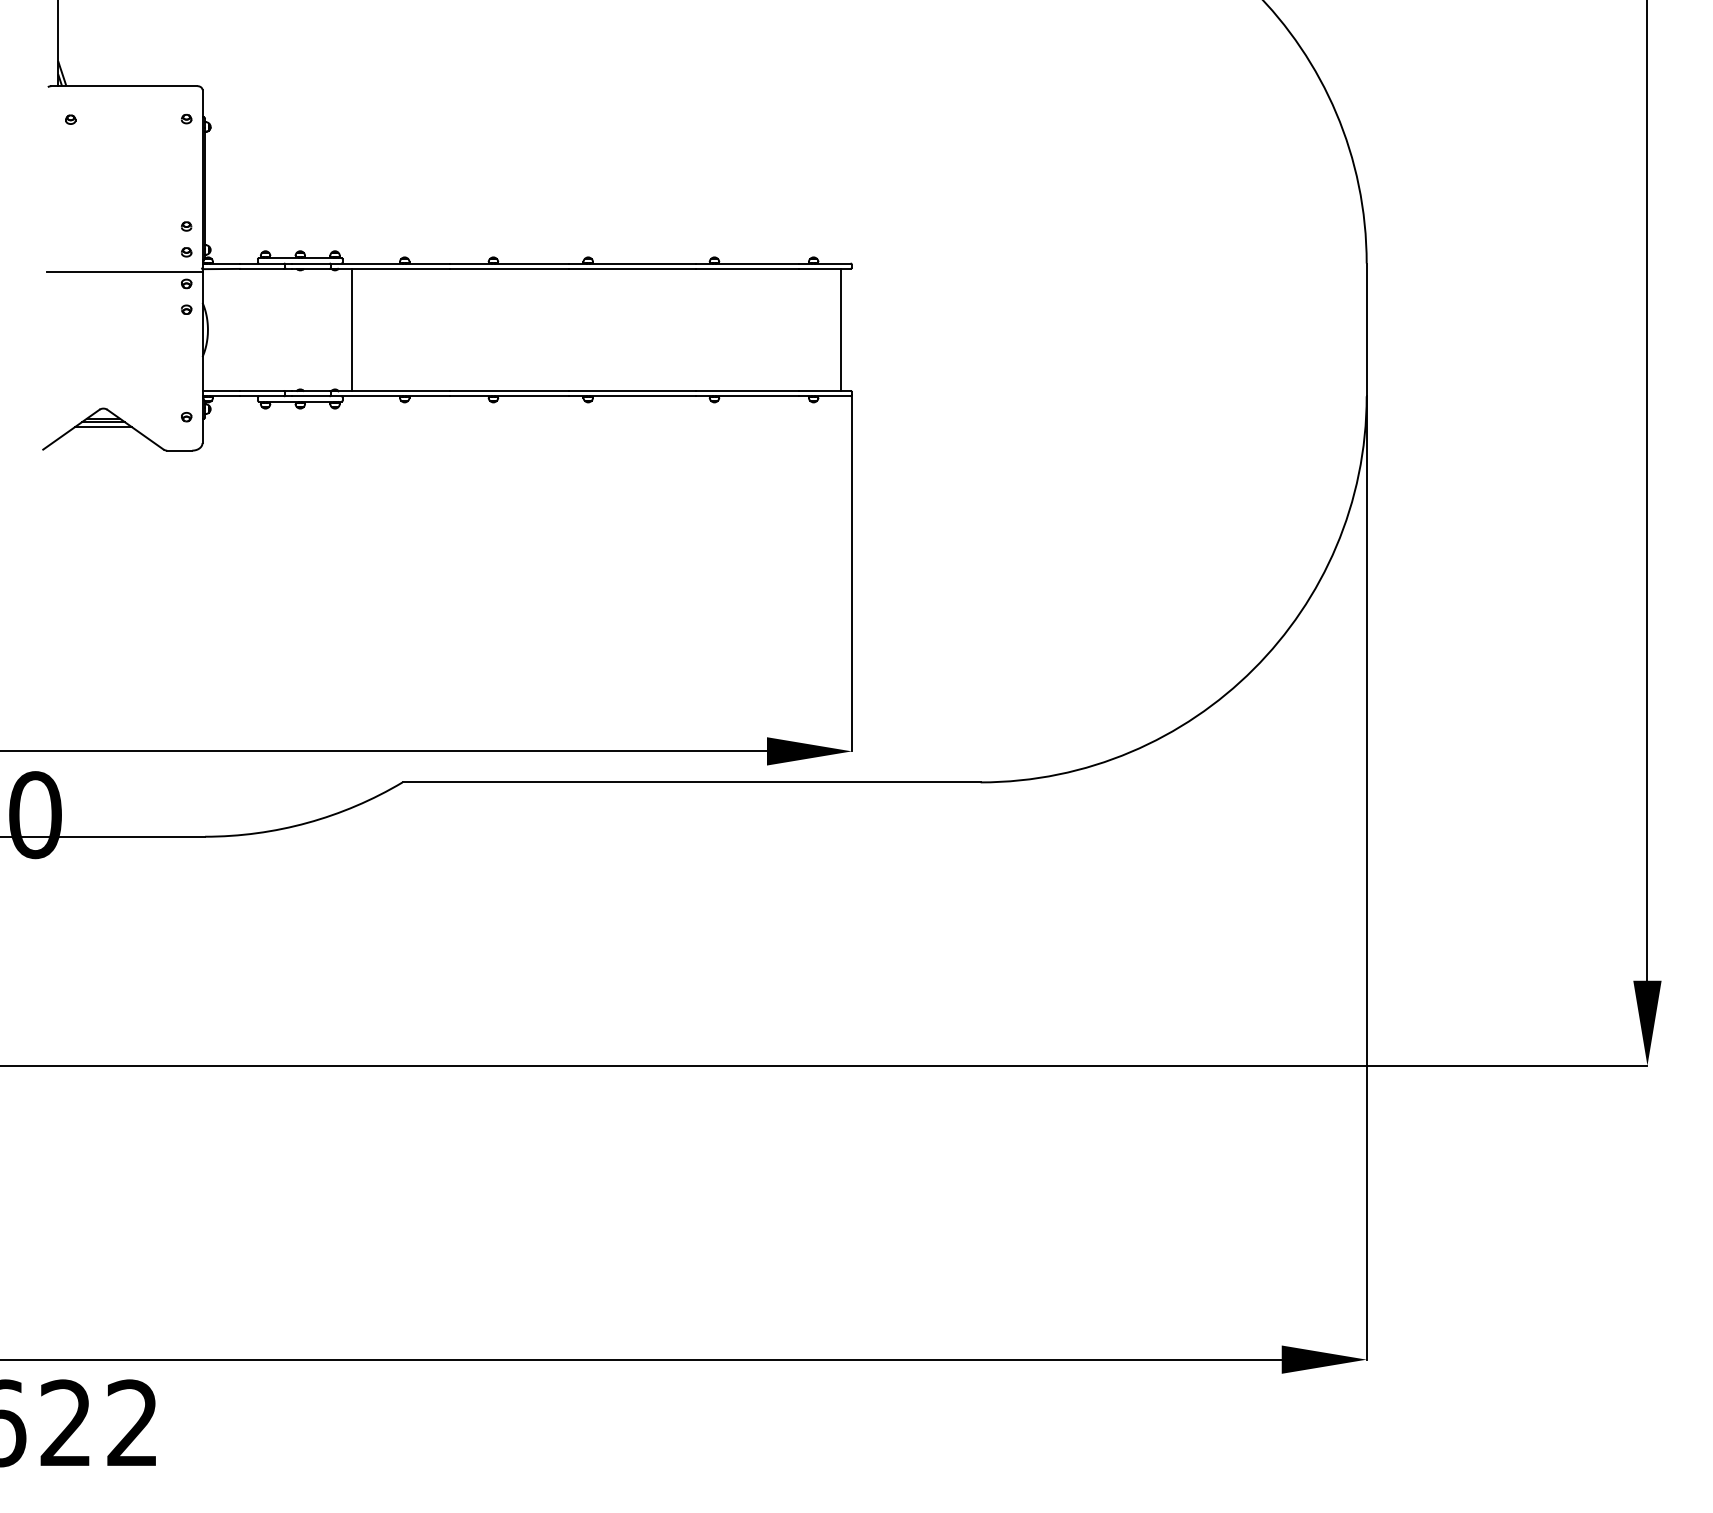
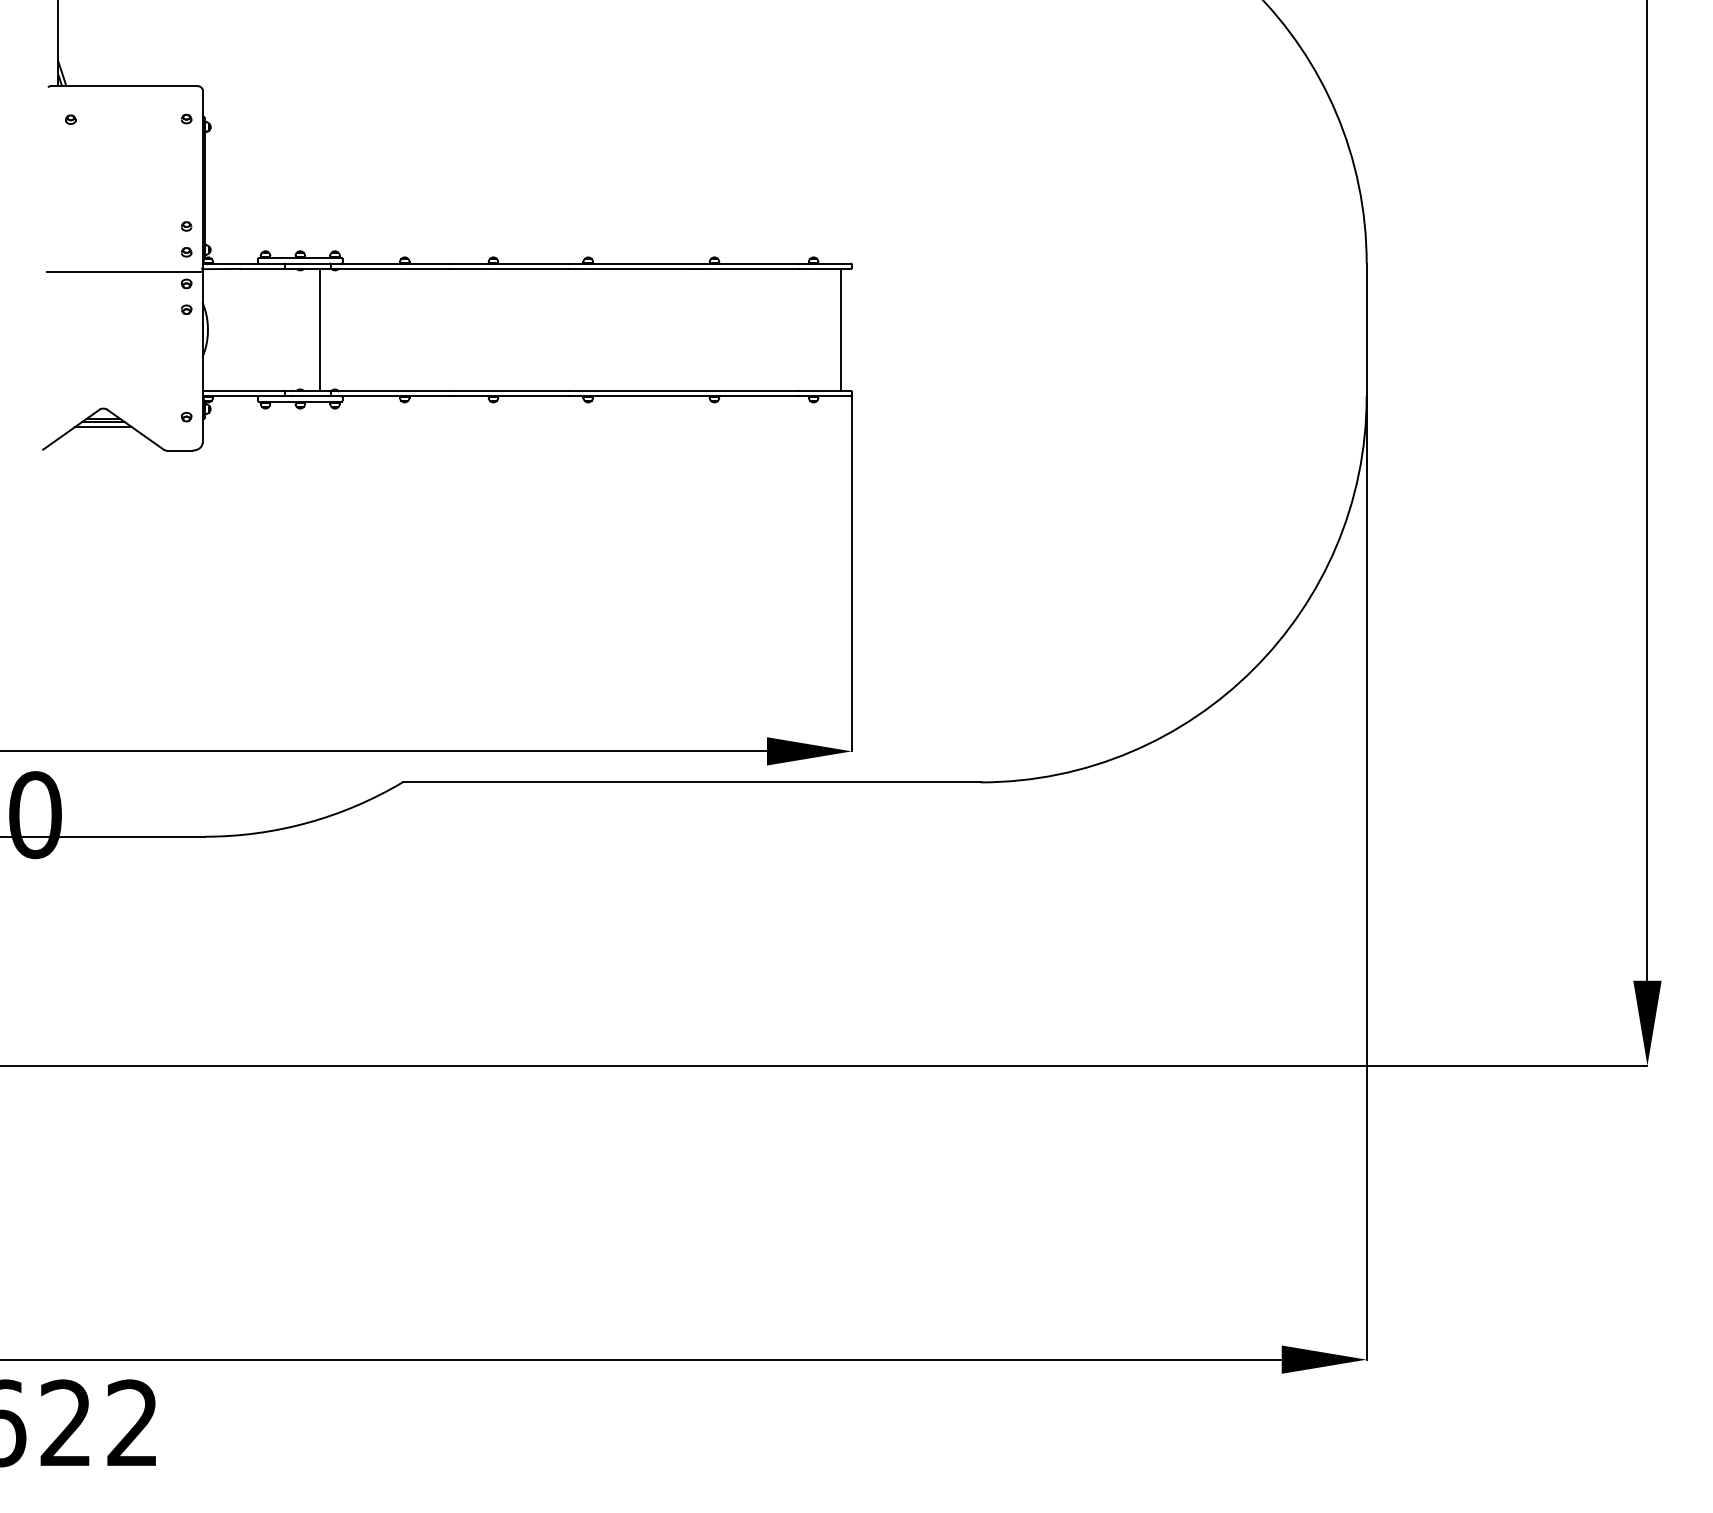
line position: (351, 329) -> (319, 329) (319, 329)
